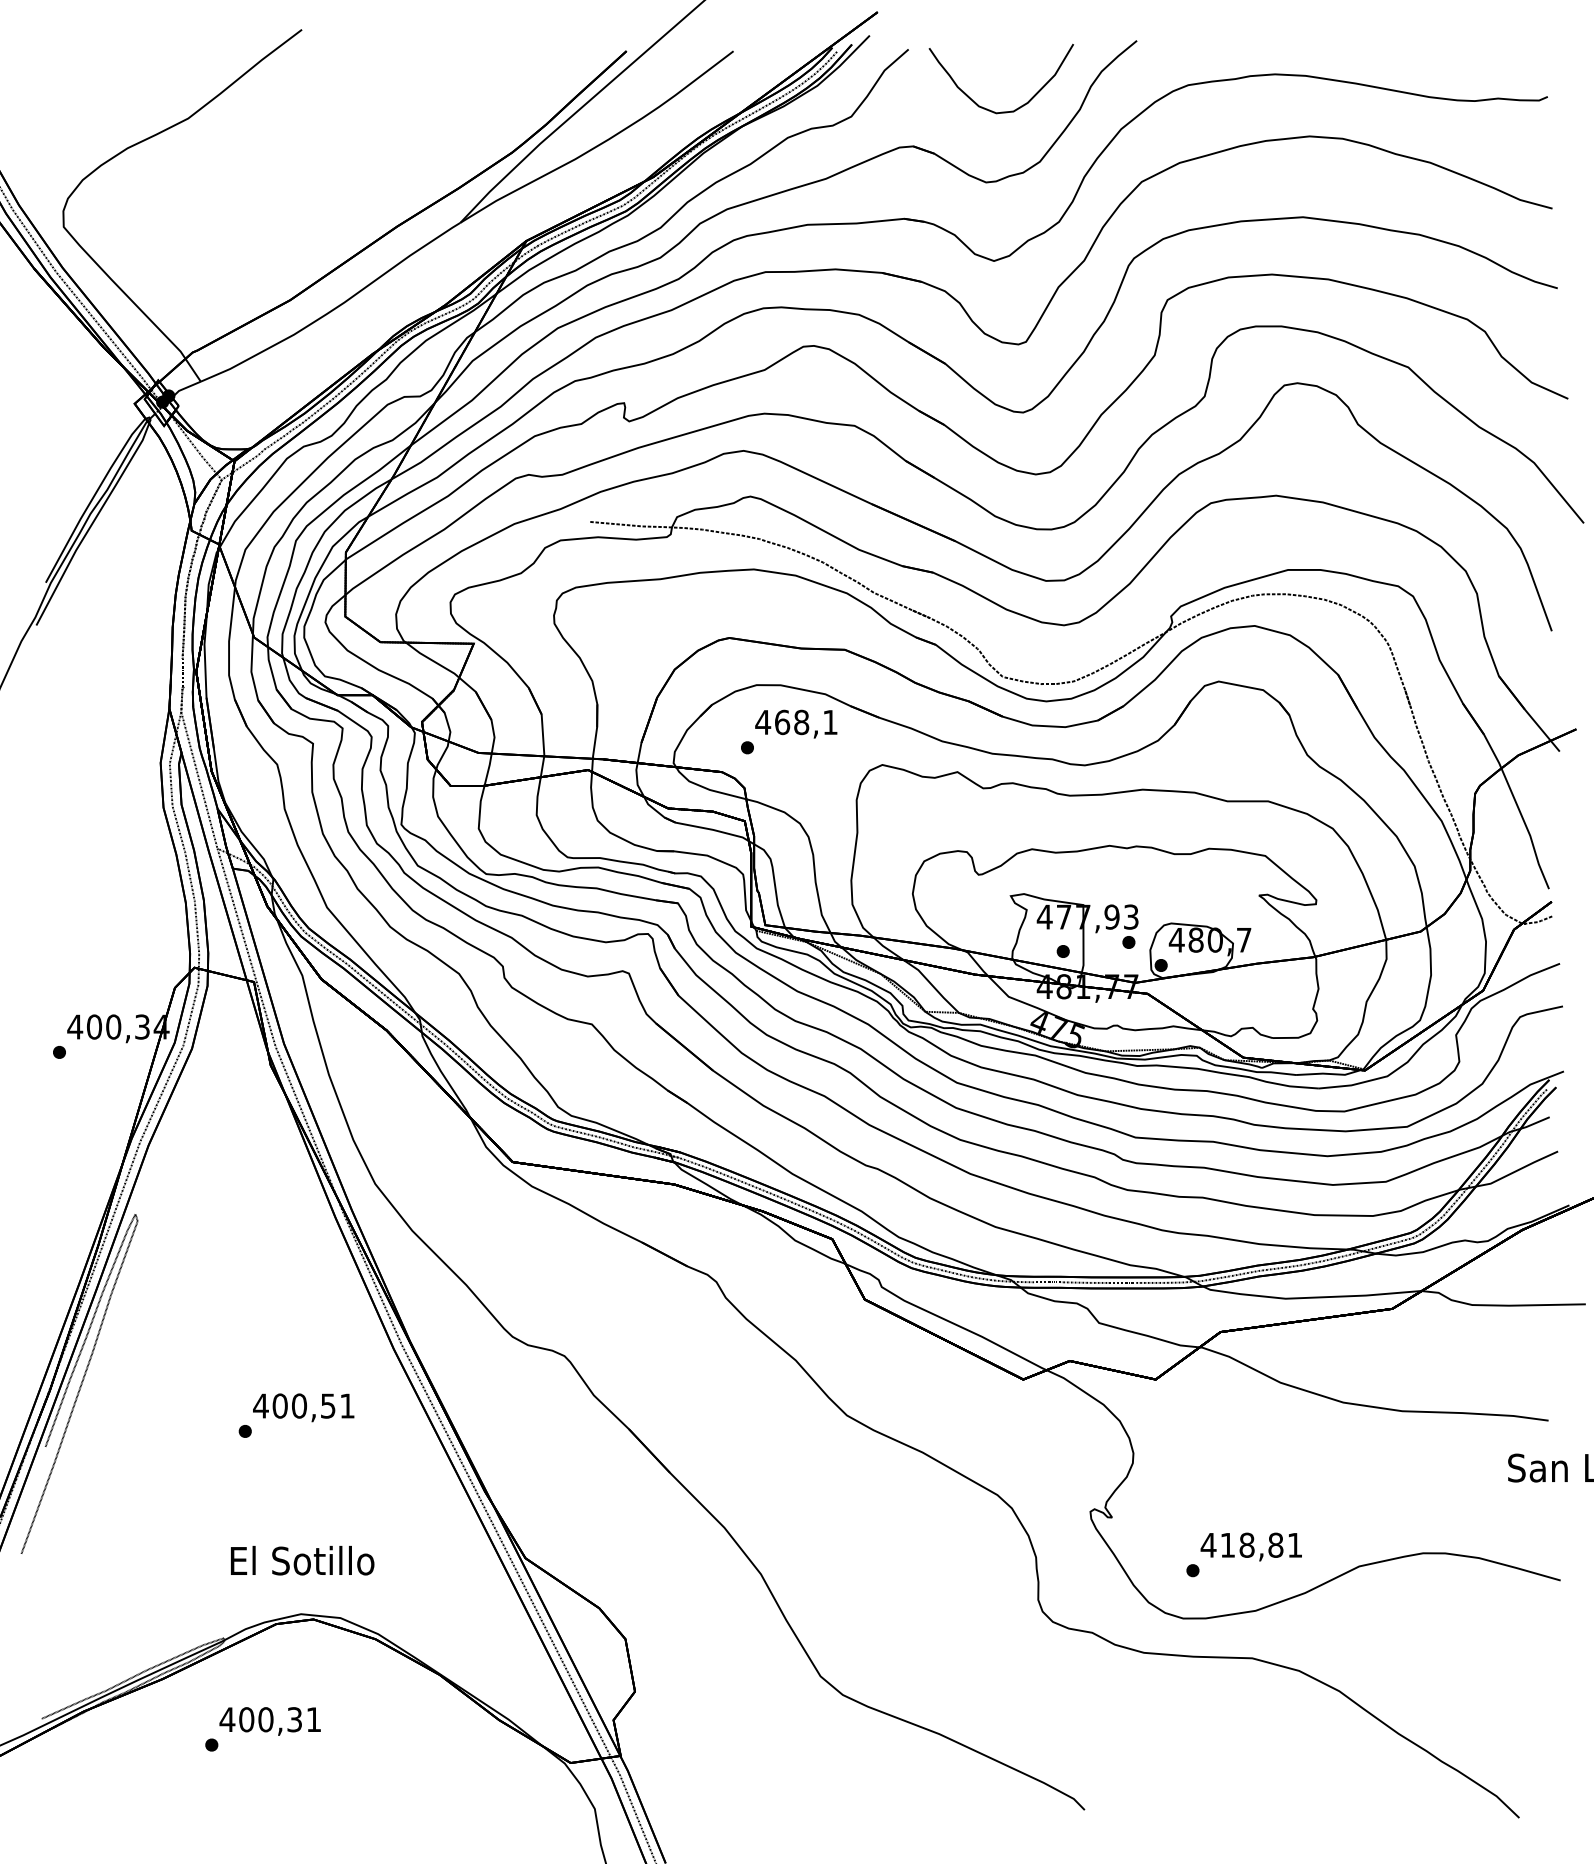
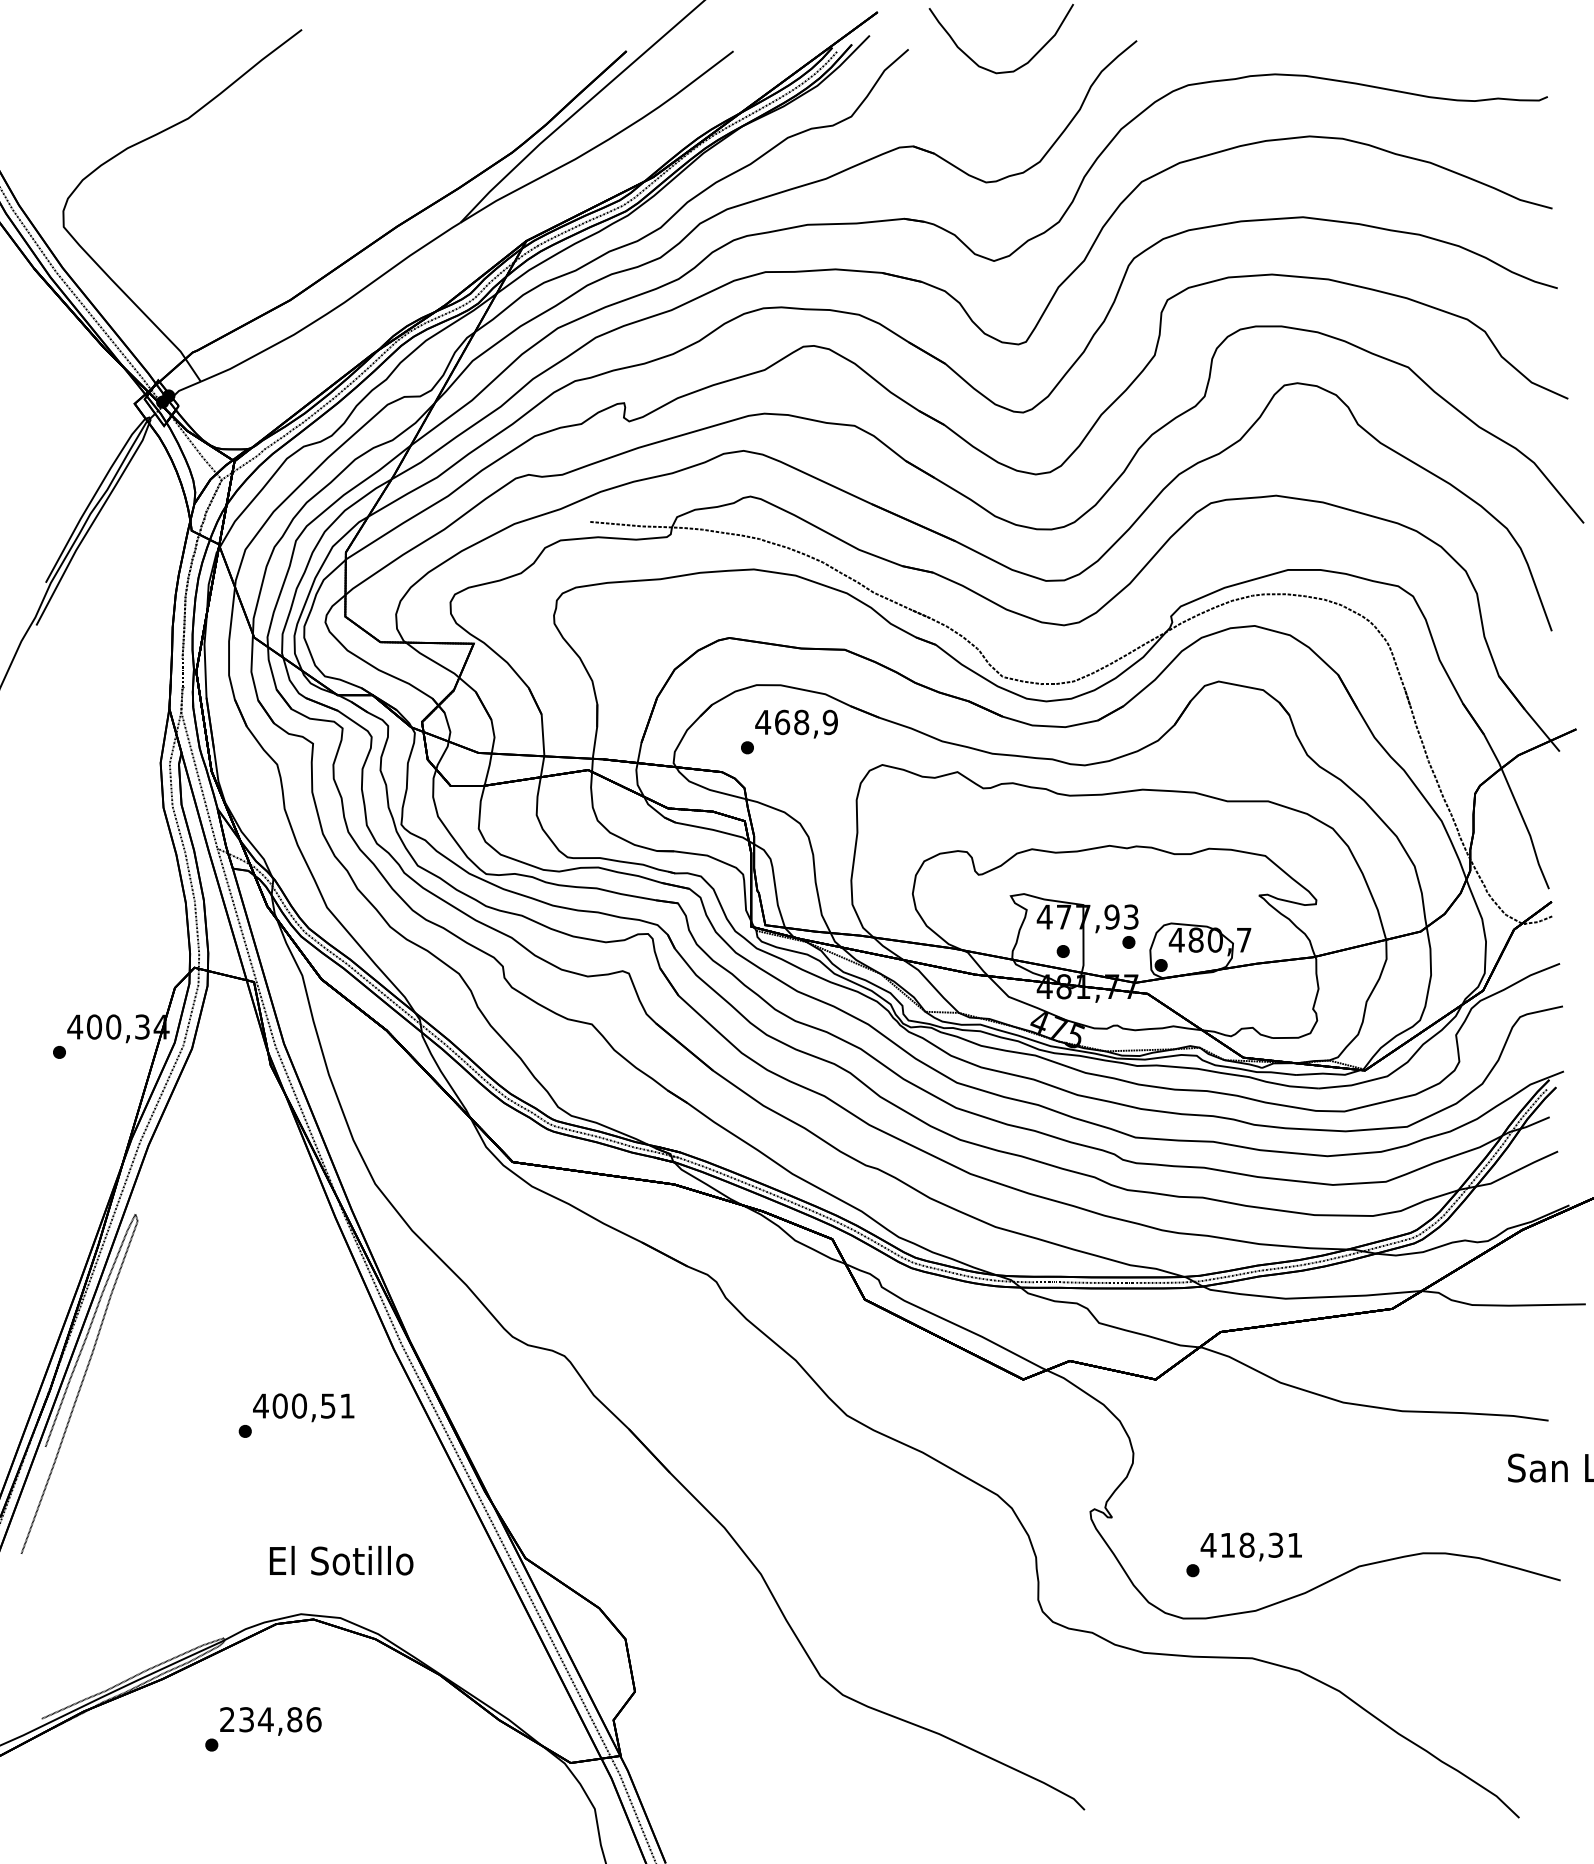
curve position: (987, 108) -> (987, 68) (987, 68)
text: 468,1 -> 468,9 (829, 722)
text: 418,81 -> 418,31 (1275, 1544)
text position: (302, 1560) -> (341, 1560) (341, 1560)
text: 400,31 -> 234,86 (270, 1719)
